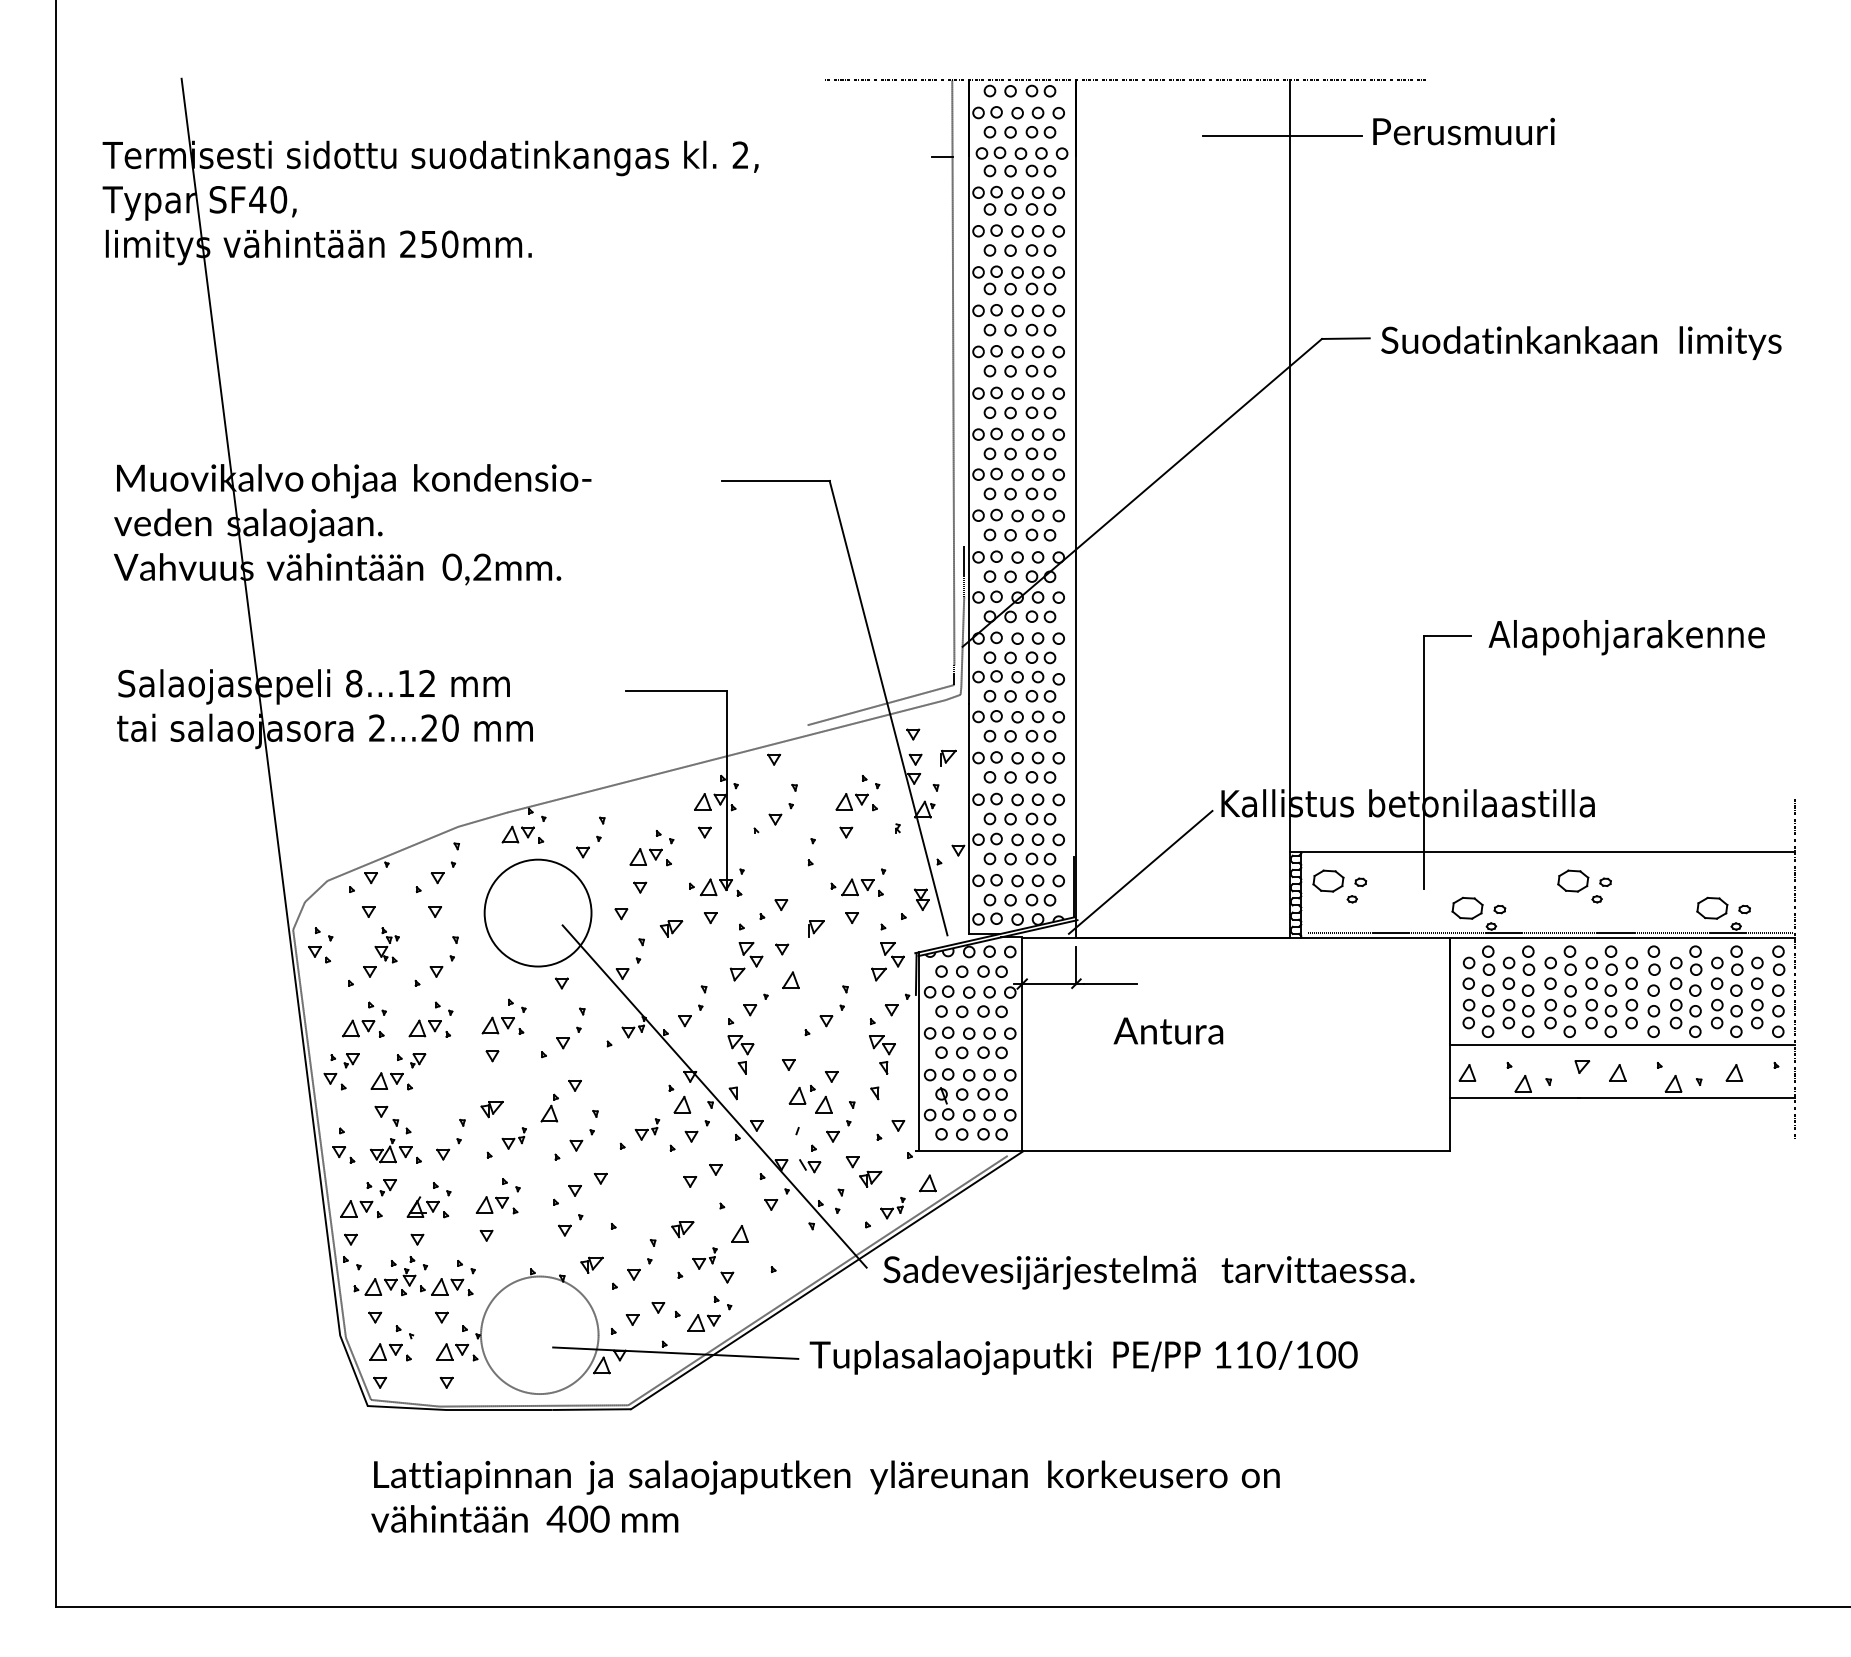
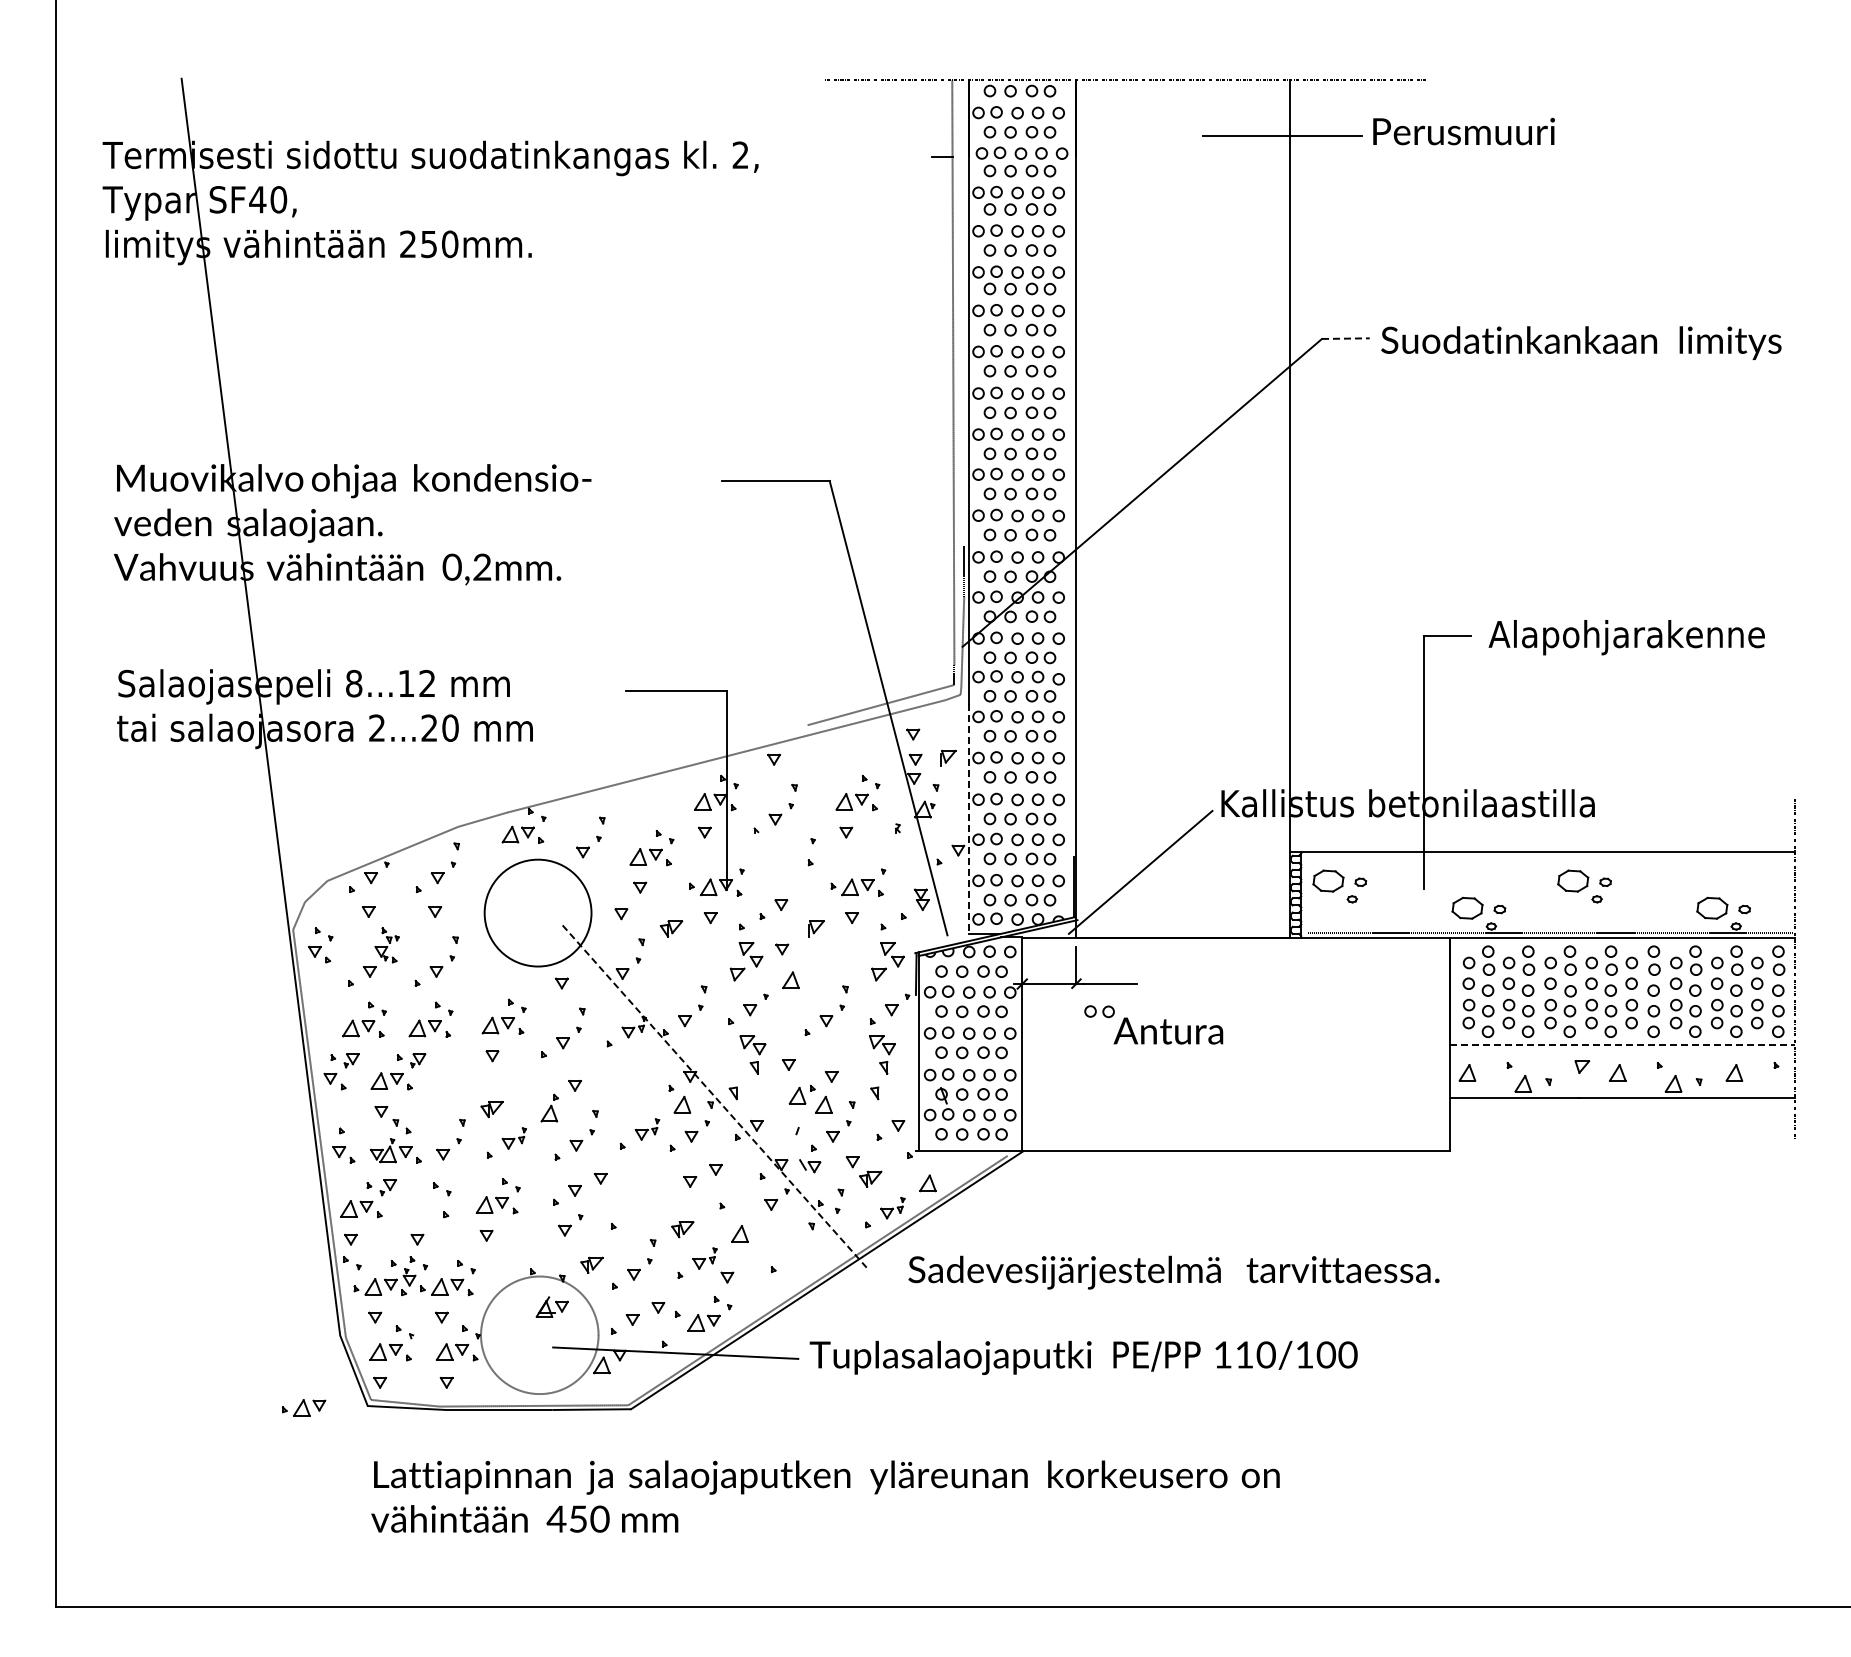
line: solid -> dashed (1345, 338)
line: solid -> dashed (968, 819)
part: none -> present (1099, 1011)
line: solid -> dashed (1622, 1044)
part position: (740, 1054) -> (752, 1054) (752, 1054)
line: solid -> dashed (714, 1096)
part position: (422, 1206) -> (551, 1306) (551, 1306)
text position: (1148, 1272) -> (1173, 1272) (1173, 1272)
part: none -> present (304, 1407)
text: 400 -> 450 (578, 1518)
